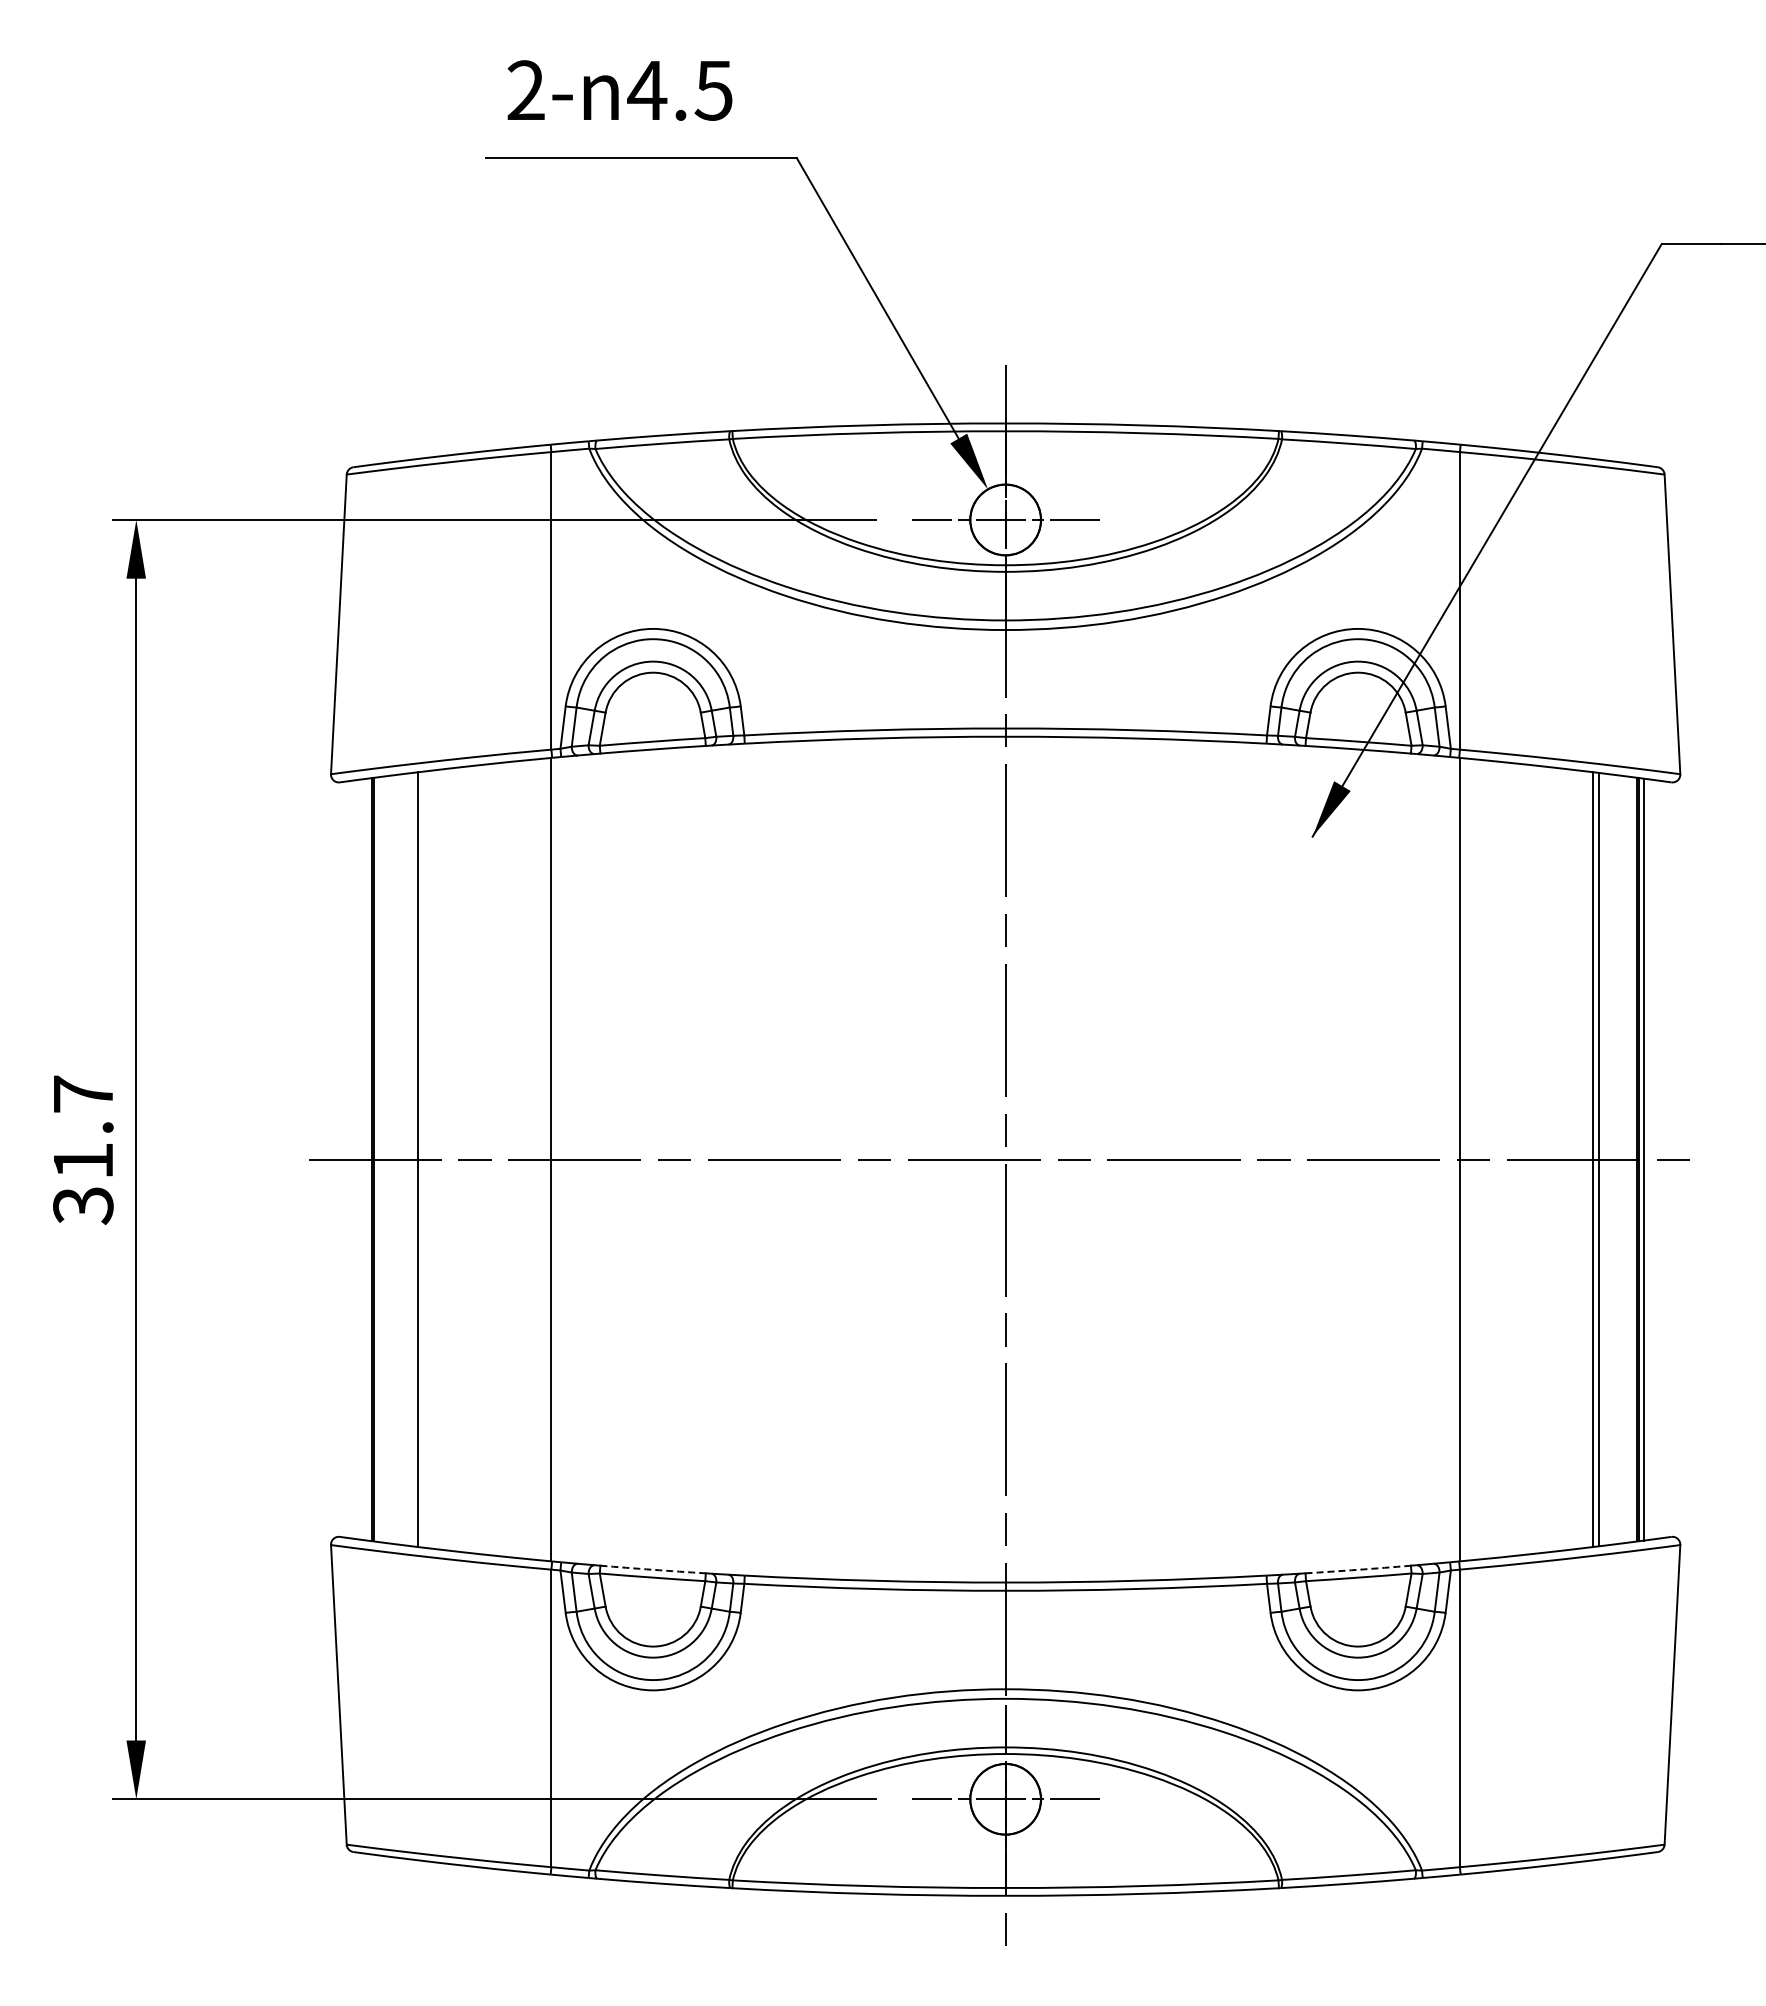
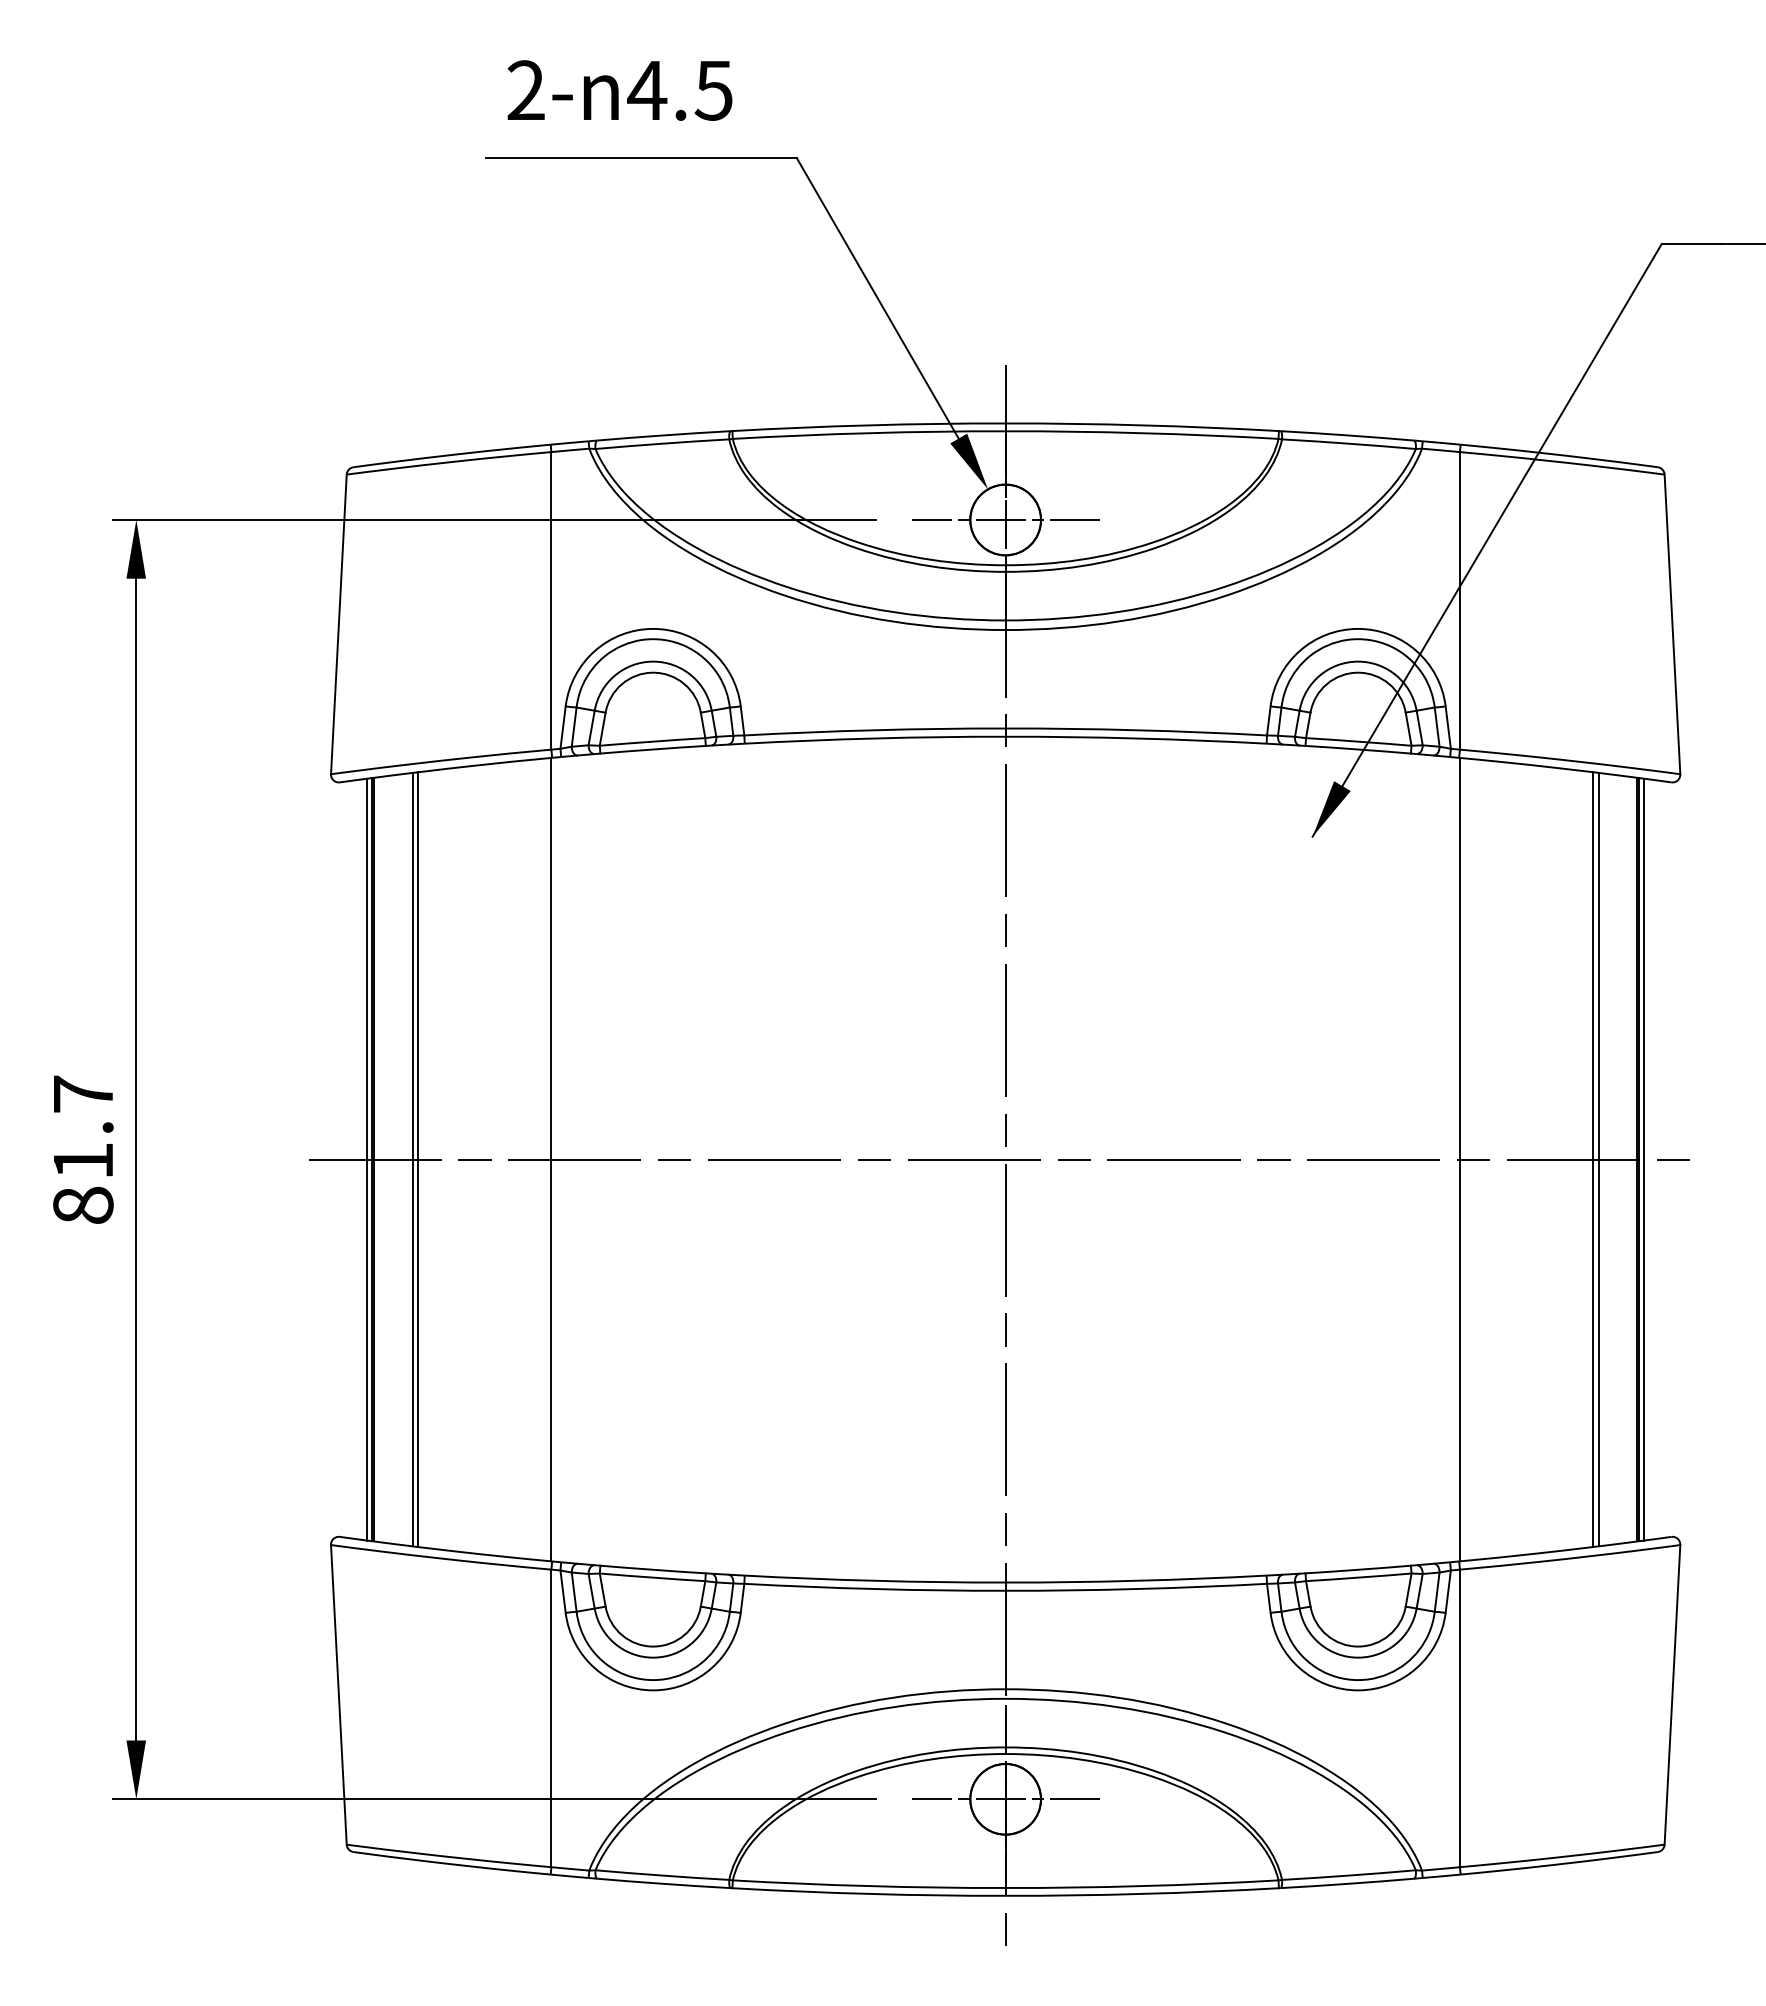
line: none -> present (367, 1159)
line: none -> present (412, 1159)
text: 31.7 -> 81.7 (83, 1205)
arc: dashed -> solid (653, 1569)
arc: dashed -> solid (1358, 1569)
